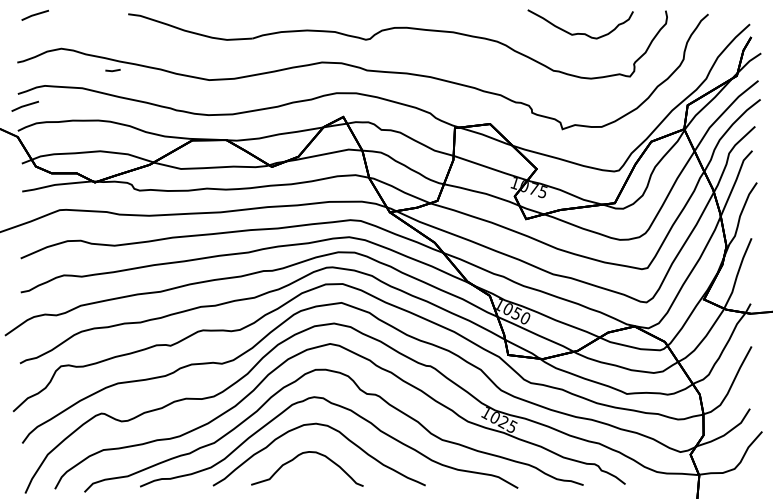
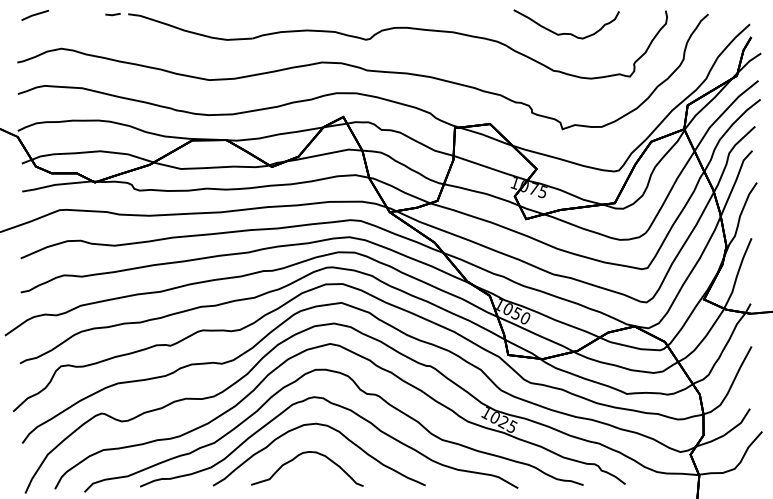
curve position: (580, 33) -> (566, 33) (566, 33)
line position: (112, 70) -> (112, 14) (112, 14)
line: present -> none (24, 105)
